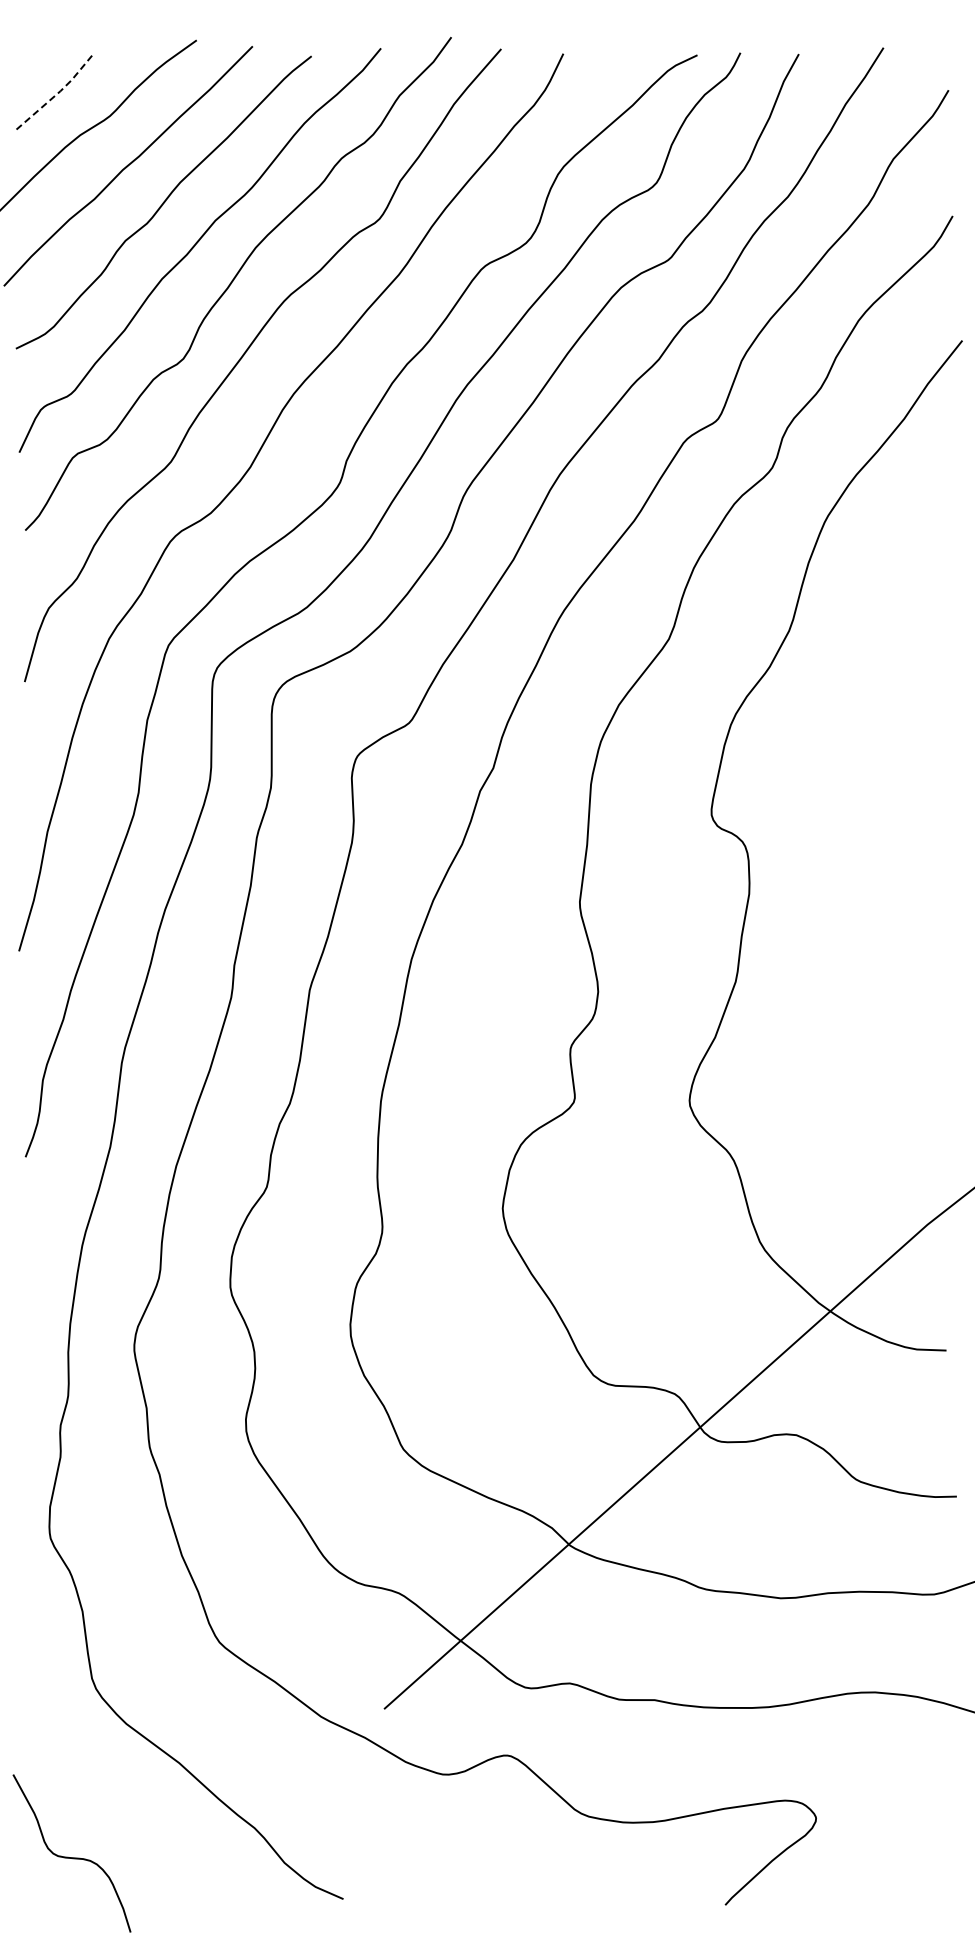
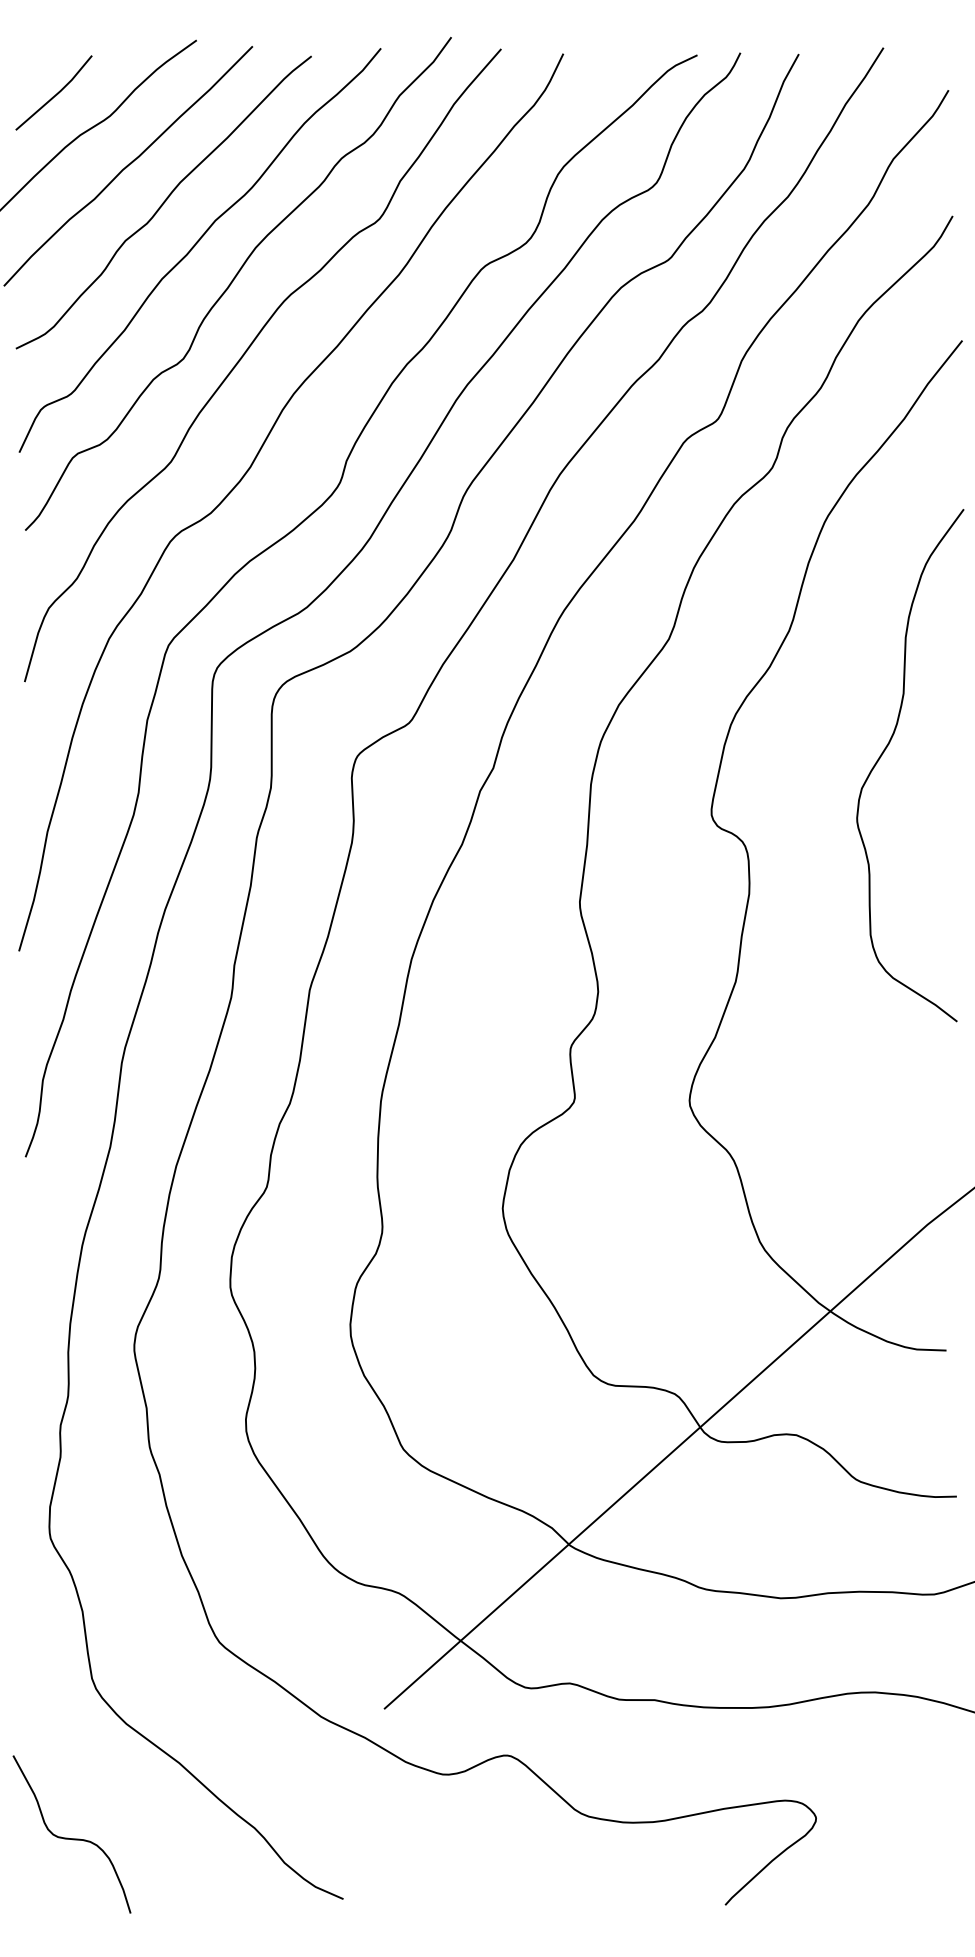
line: dashed -> solid (56, 94)
curve: none -> present (886, 749)
curve position: (71, 1857) -> (71, 1838) (71, 1838)
